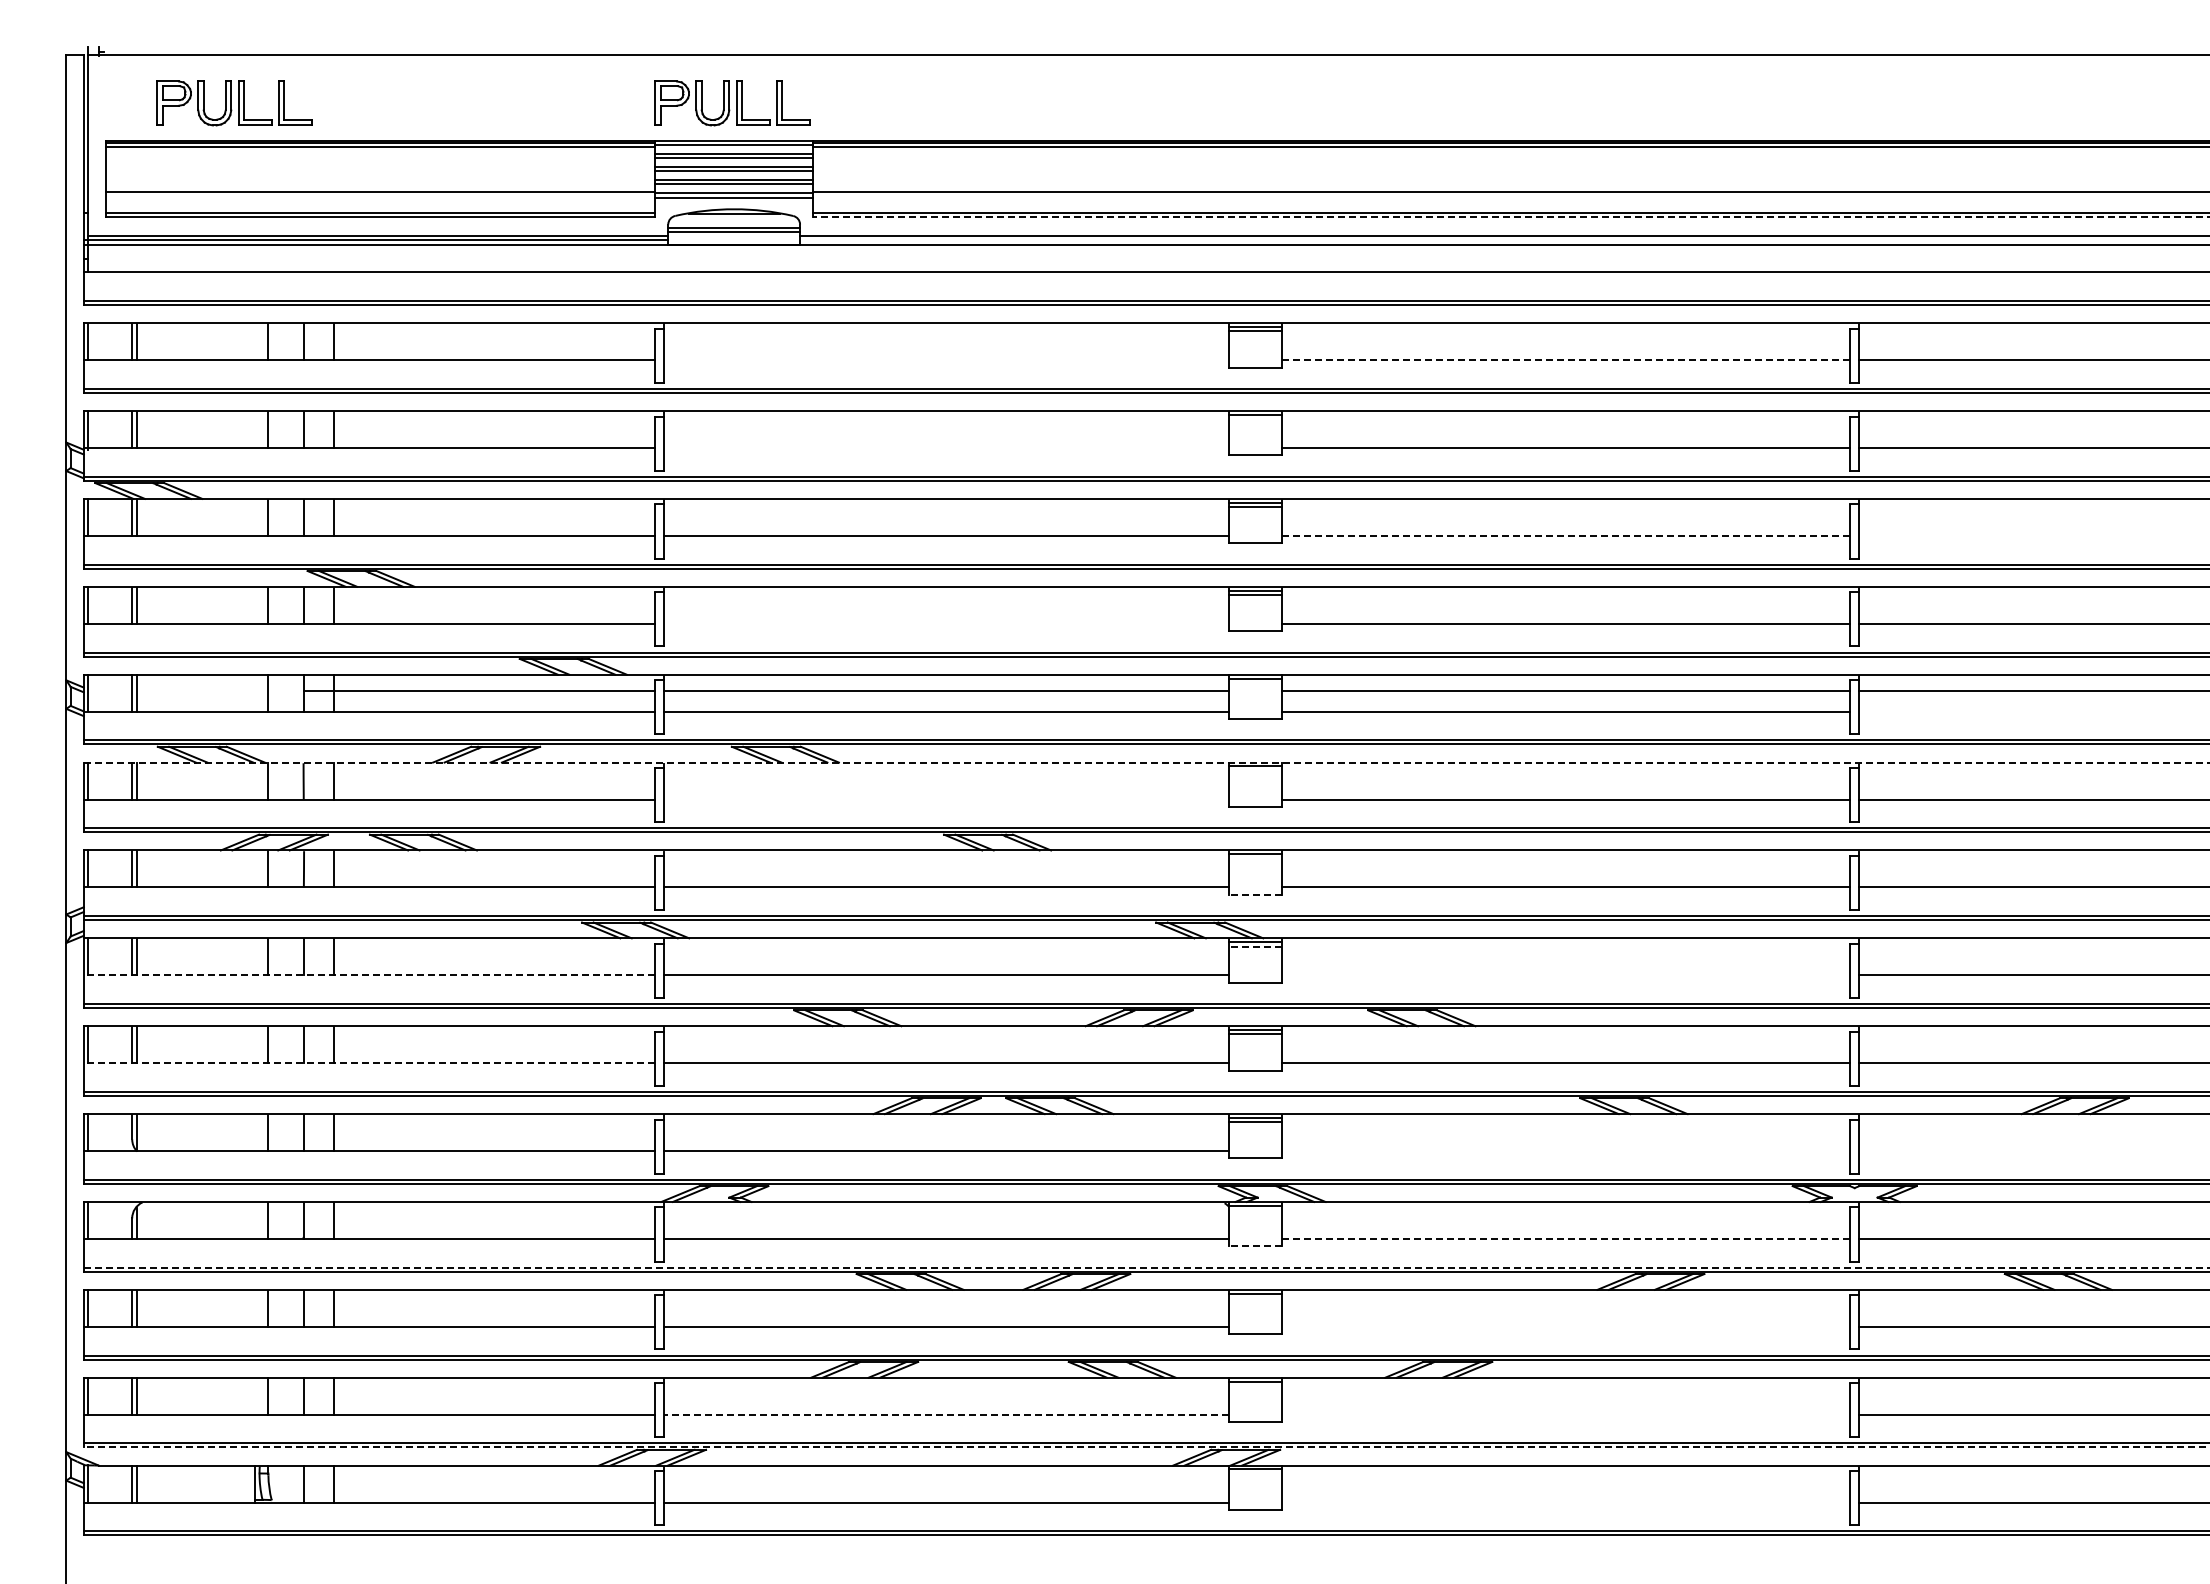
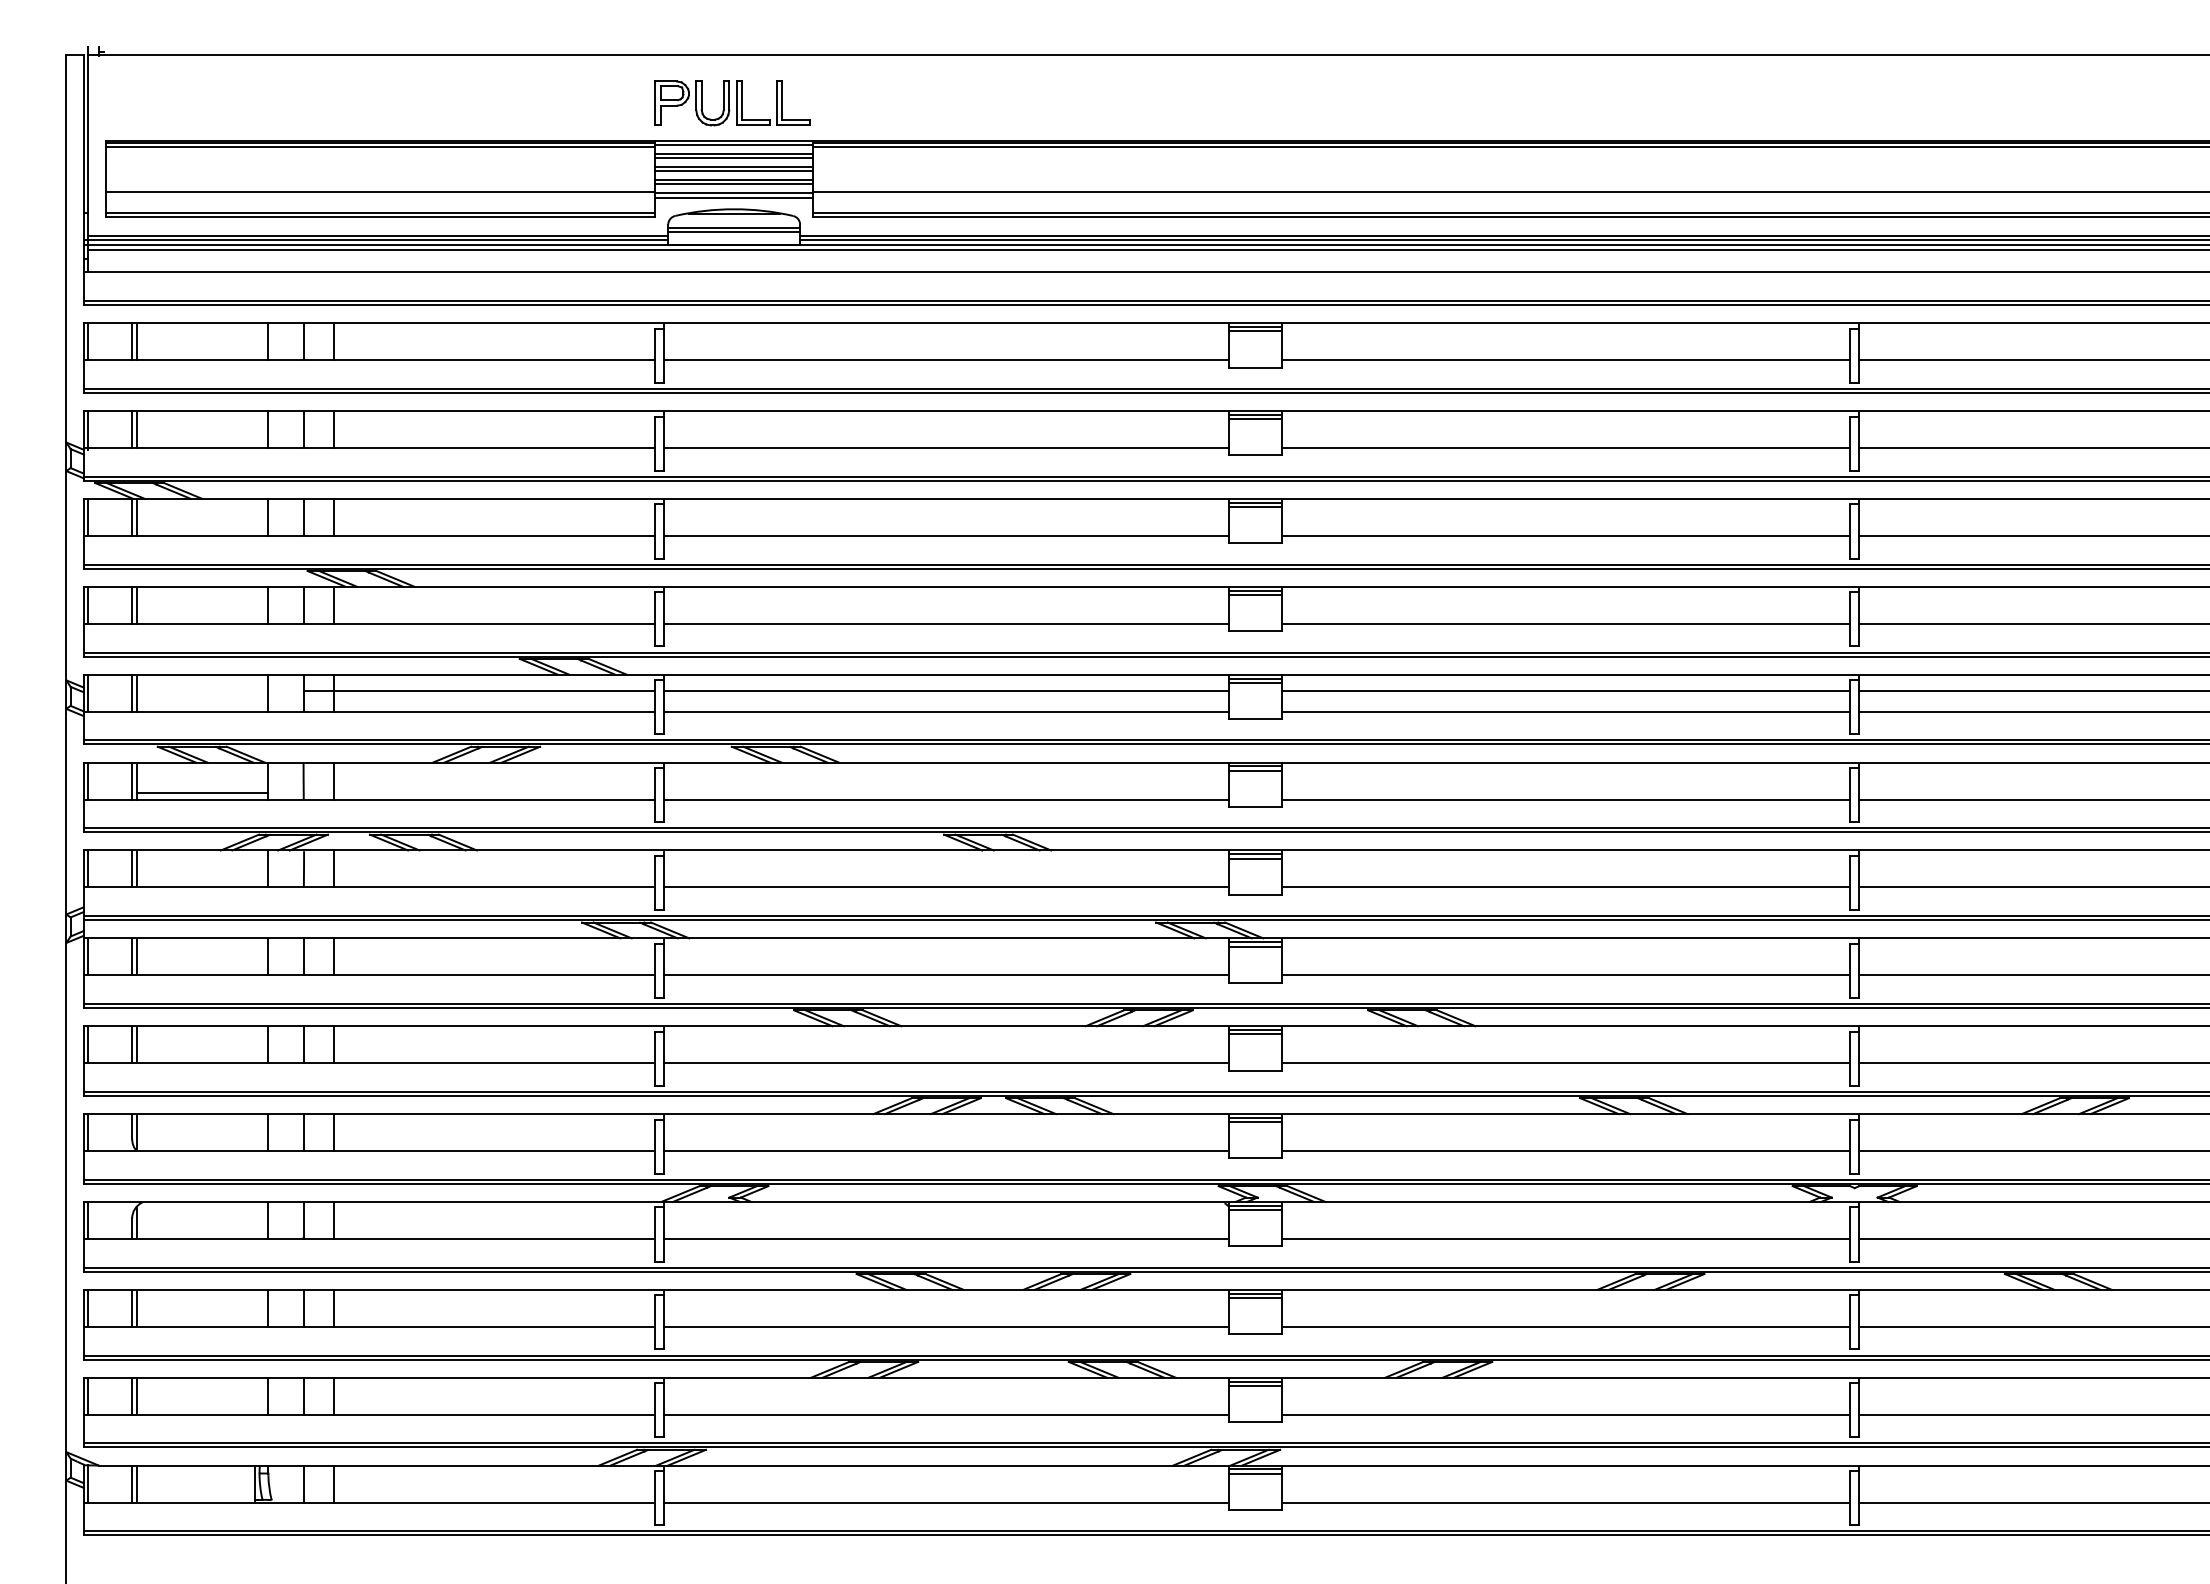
part: present -> none (234, 103)
line: dashed -> solid (1511, 217)
line: none -> present (1503, 240)
line: none -> present (1147, 249)
line: none -> present (945, 360)
line: dashed -> solid (1565, 360)
line: none -> present (1254, 419)
line: none -> present (945, 448)
line: dashed -> solid (1565, 535)
line: none -> present (2032, 535)
line: none -> present (945, 623)
line: none -> present (1254, 682)
line: none -> present (2032, 711)
line: dashed -> solid (1146, 762)
line: none -> present (1254, 770)
line: none -> present (202, 793)
line: none -> present (945, 799)
line: none -> present (1254, 858)
line: dashed -> solid (1254, 894)
line: dashed -> solid (1254, 946)
line: dashed -> solid (369, 975)
line: none -> present (1565, 975)
line: dashed -> solid (369, 1063)
line: none -> present (1565, 1151)
line: none -> present (2032, 1151)
line: none -> present (1254, 1210)
line: dashed -> solid (1565, 1238)
line: dashed -> solid (1254, 1246)
line: dashed -> solid (1146, 1267)
line: none -> present (1254, 1298)
line: none -> present (1565, 1326)
line: none -> present (1254, 1386)
line: dashed -> solid (946, 1414)
line: none -> present (1565, 1414)
line: dashed -> solid (1146, 1447)
line: none -> present (1254, 1473)
line: none -> present (1565, 1502)
